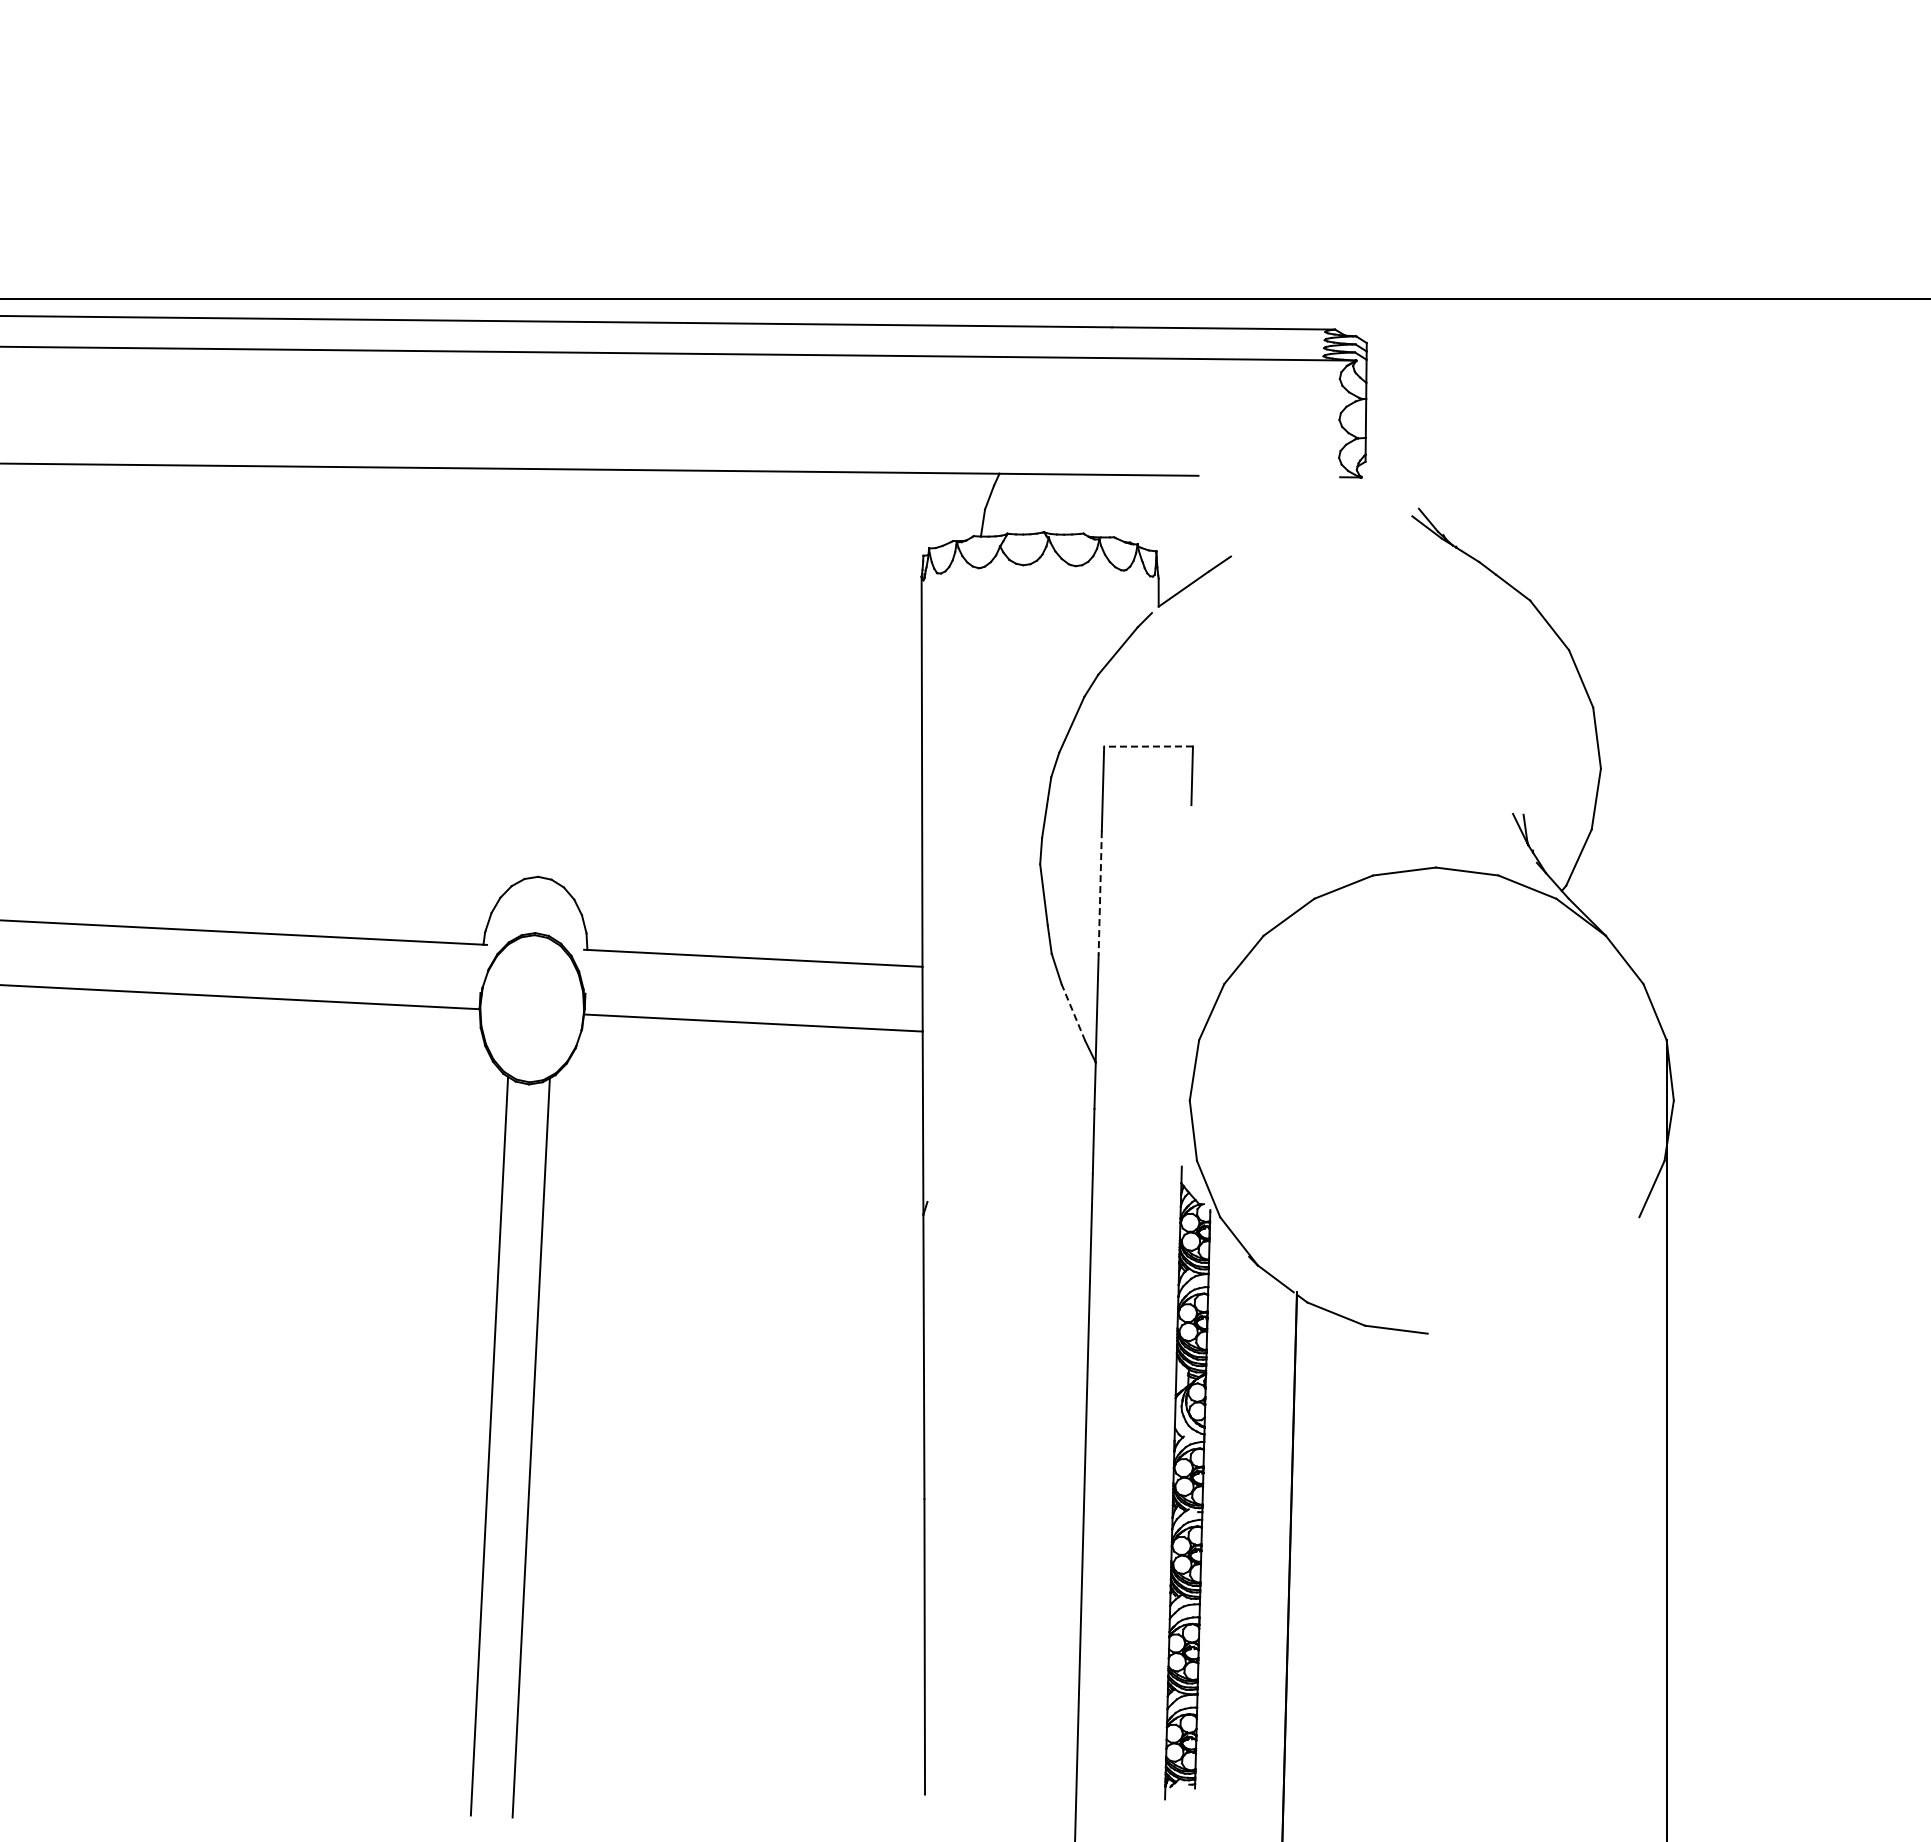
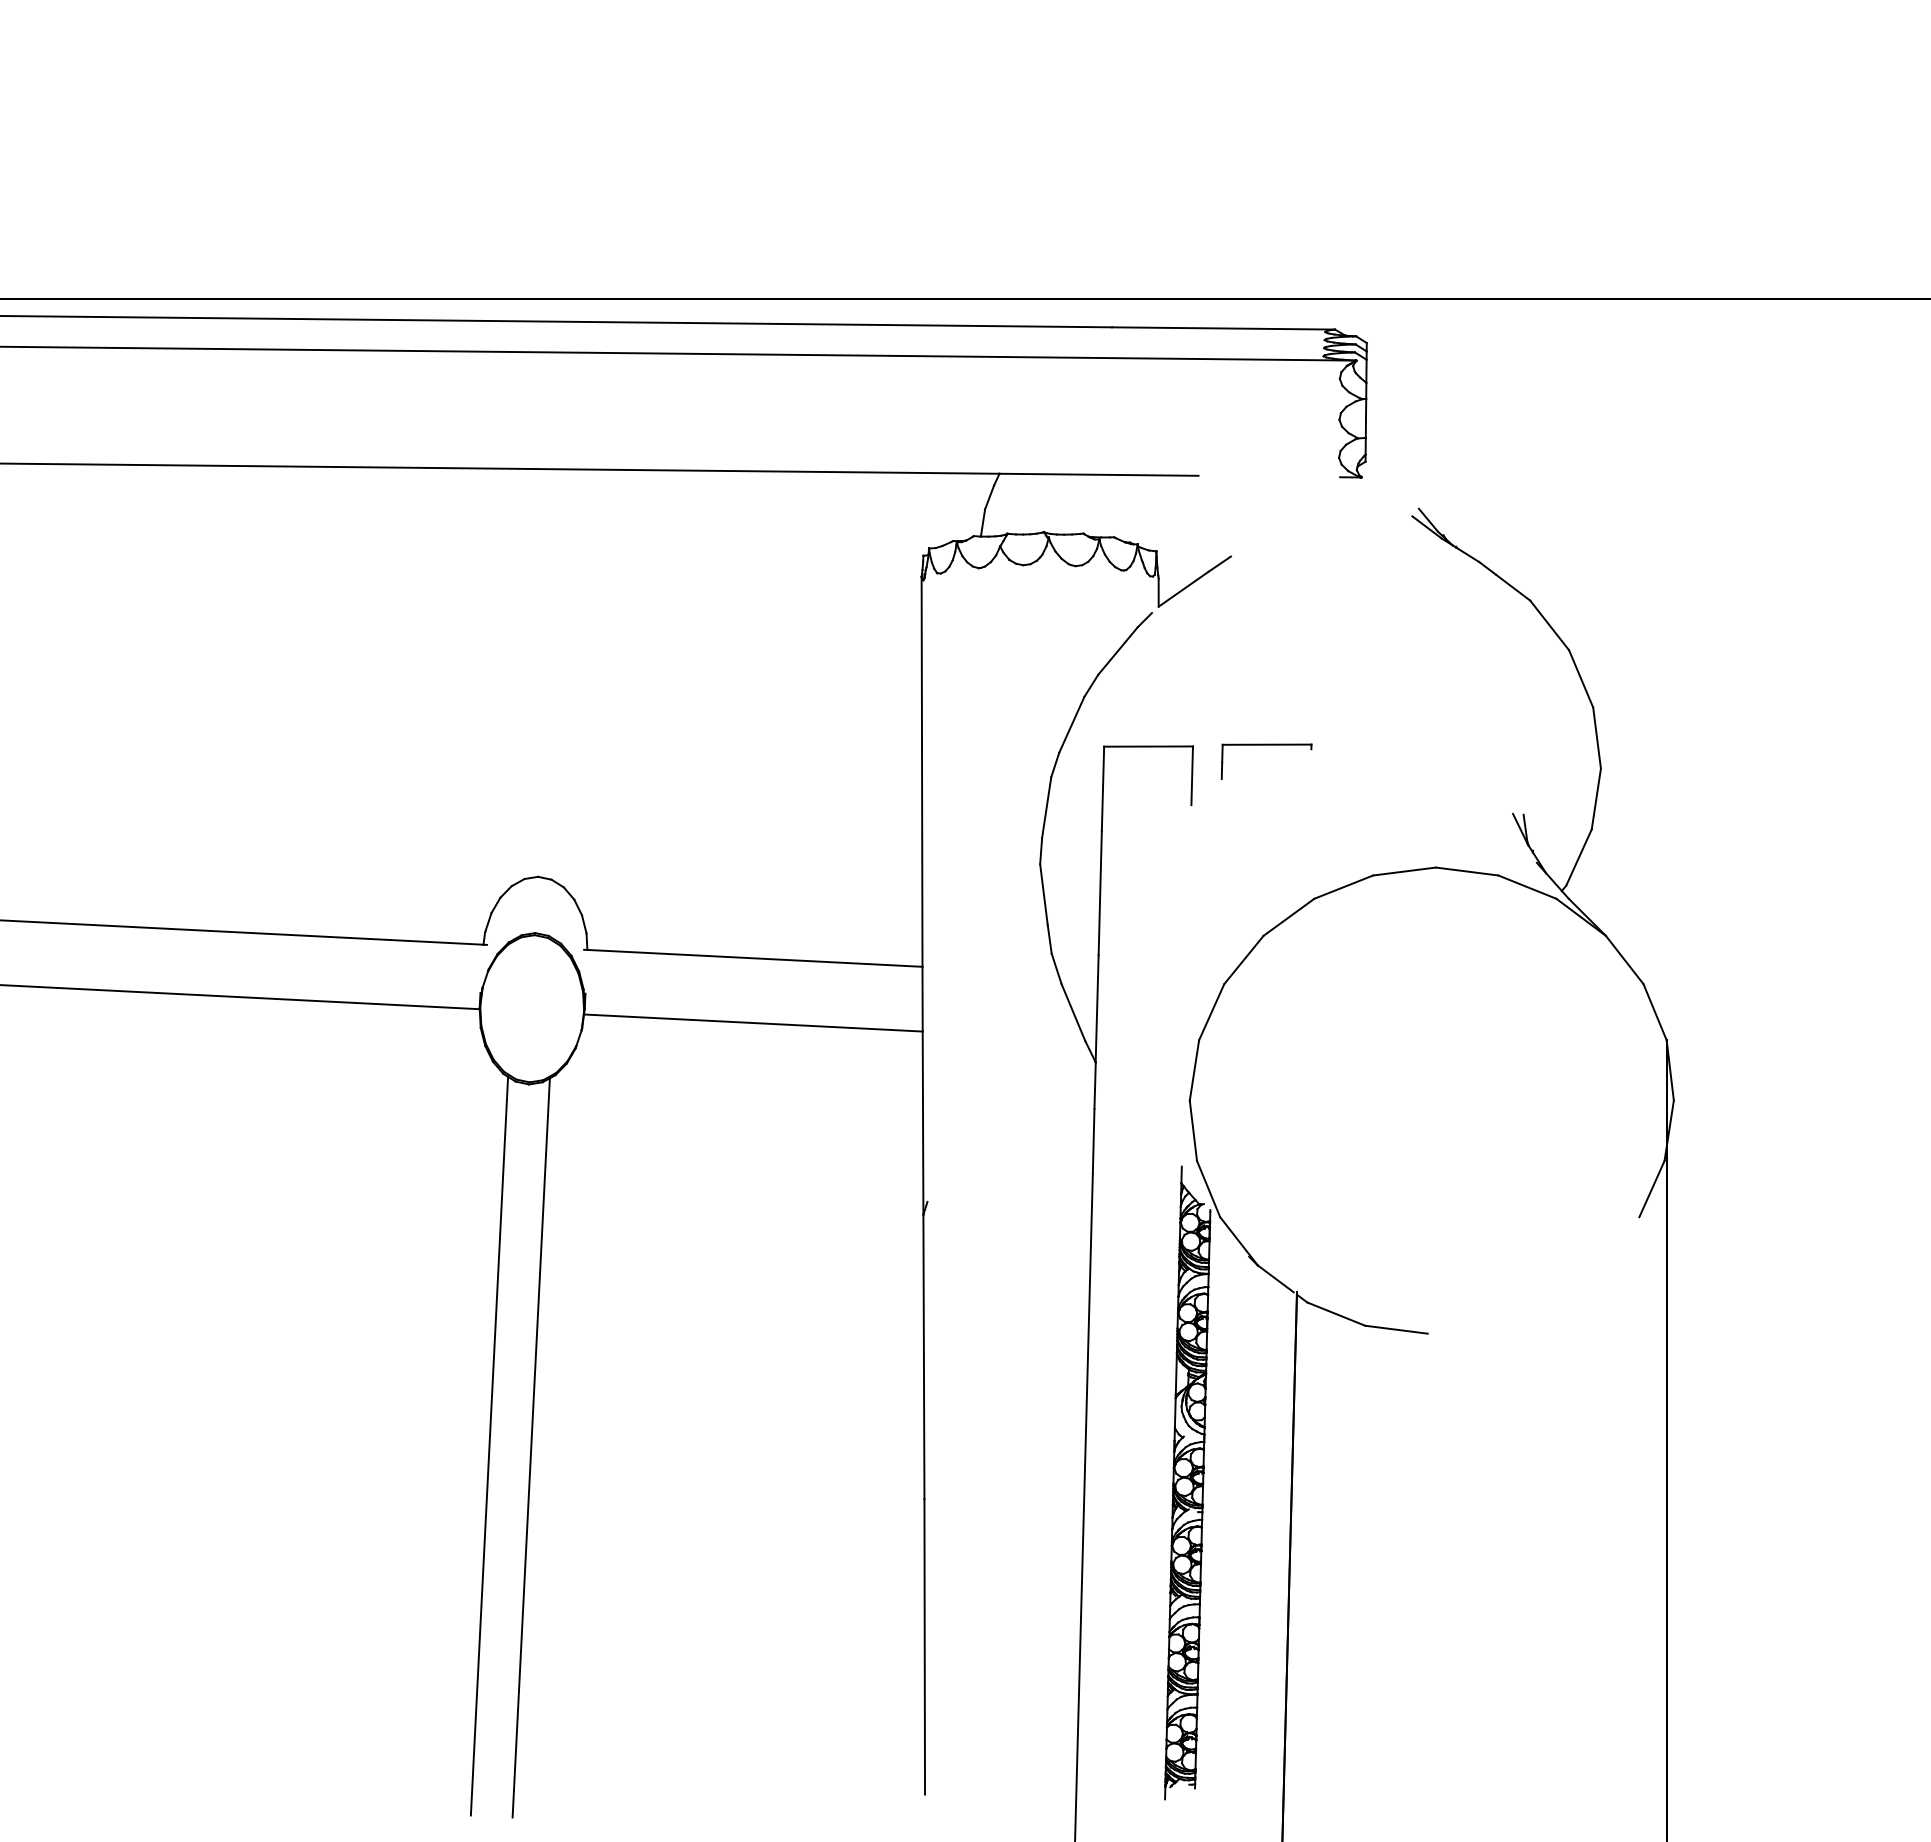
part: none -> present (1266, 745)
line: dashed -> solid (1148, 746)
line: dashed -> solid (1100, 893)
line: dashed -> solid (1073, 1012)
